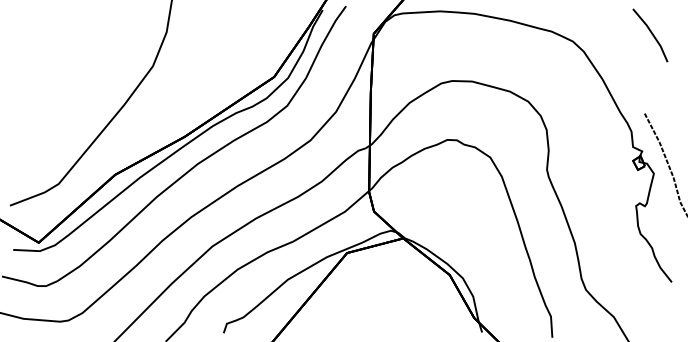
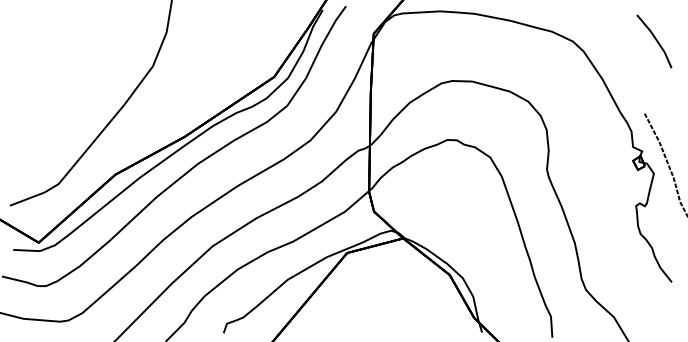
line position: (651, 34) -> (655, 40) (655, 40)
